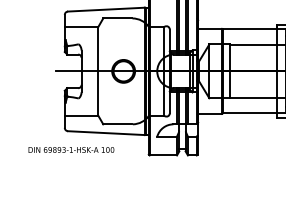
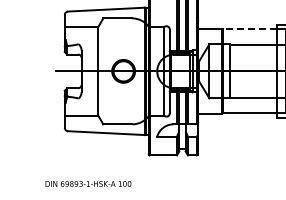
line: solid -> dashed (249, 29)
text position: (71, 149) -> (88, 183) (88, 183)
